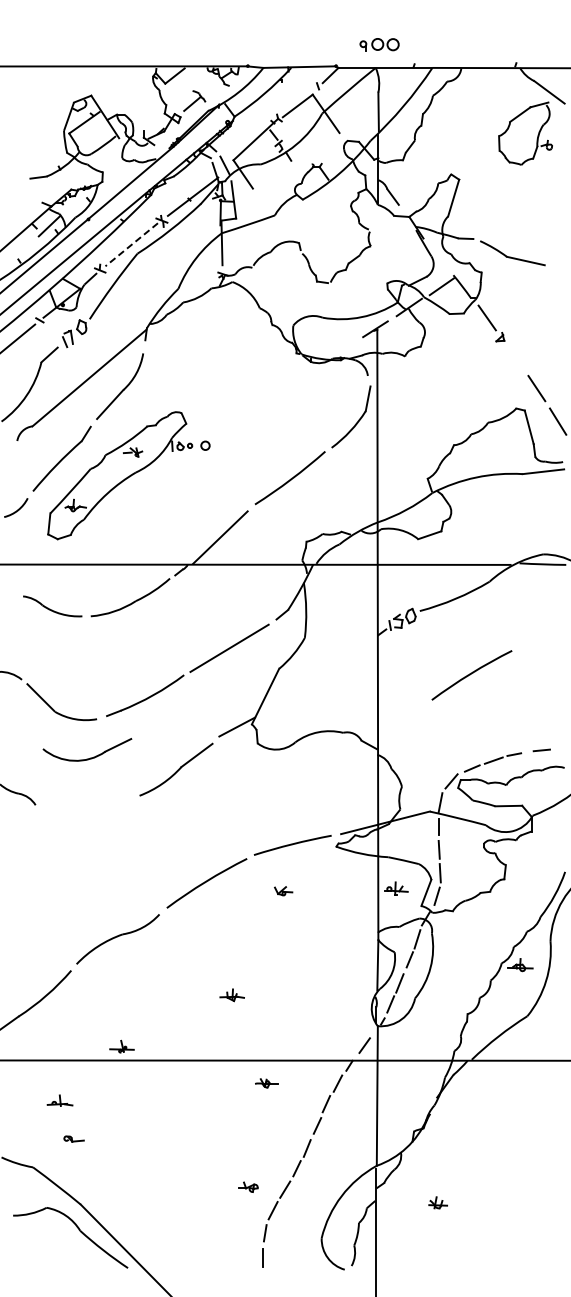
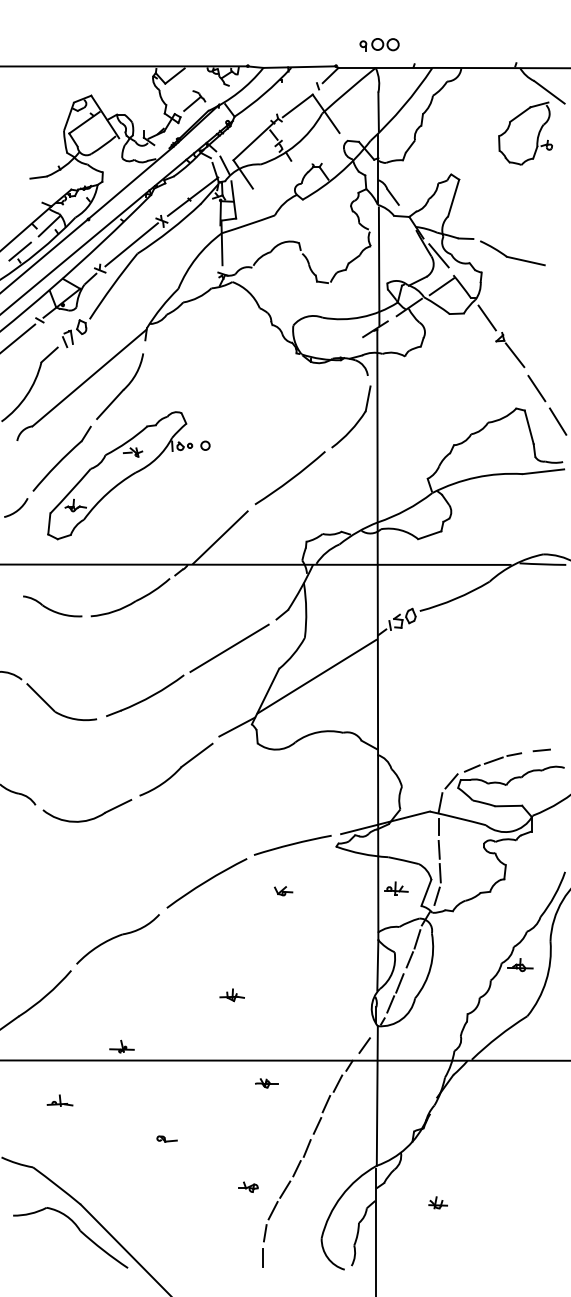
line: dashed -> solid (131, 244)
line: none -> present (19, 251)
line: none -> present (438, 255)
line: none -> present (378, 266)
line: none -> present (514, 355)
arc: present -> none (471, 674)
line: none -> present (316, 676)
part position: (90, 757) -> (90, 818) (90, 818)
part position: (73, 1138) -> (166, 1138) (166, 1138)
